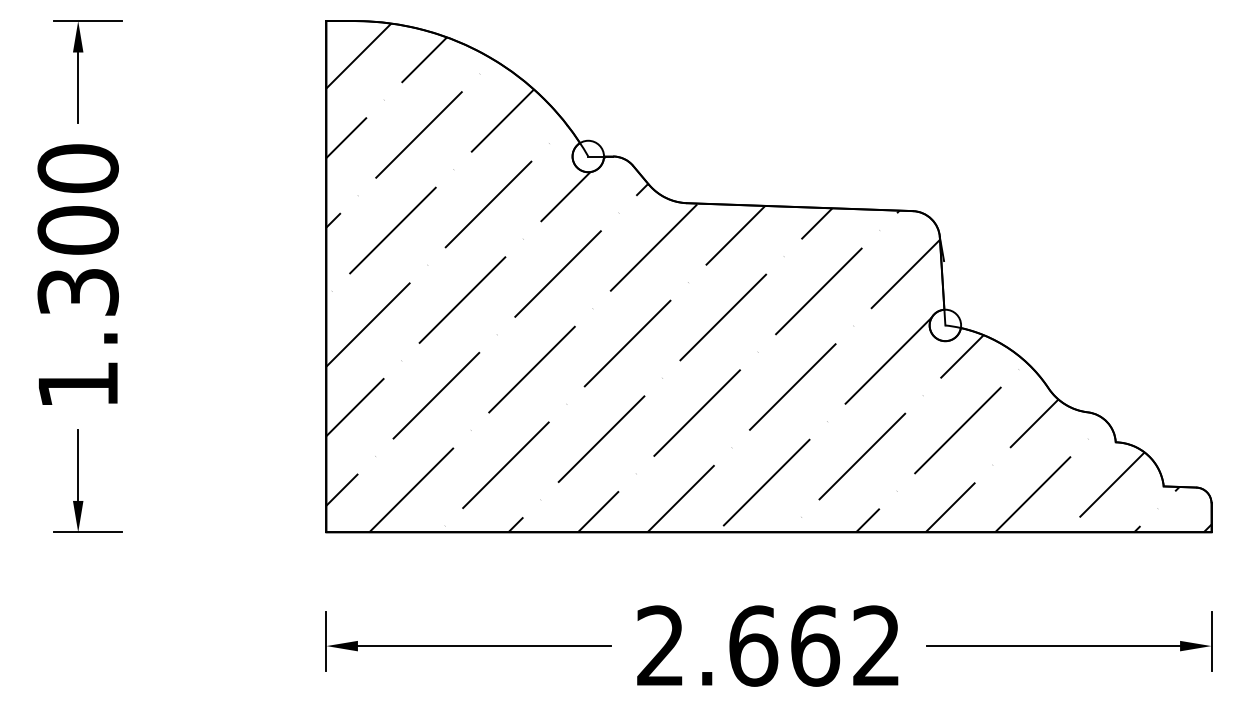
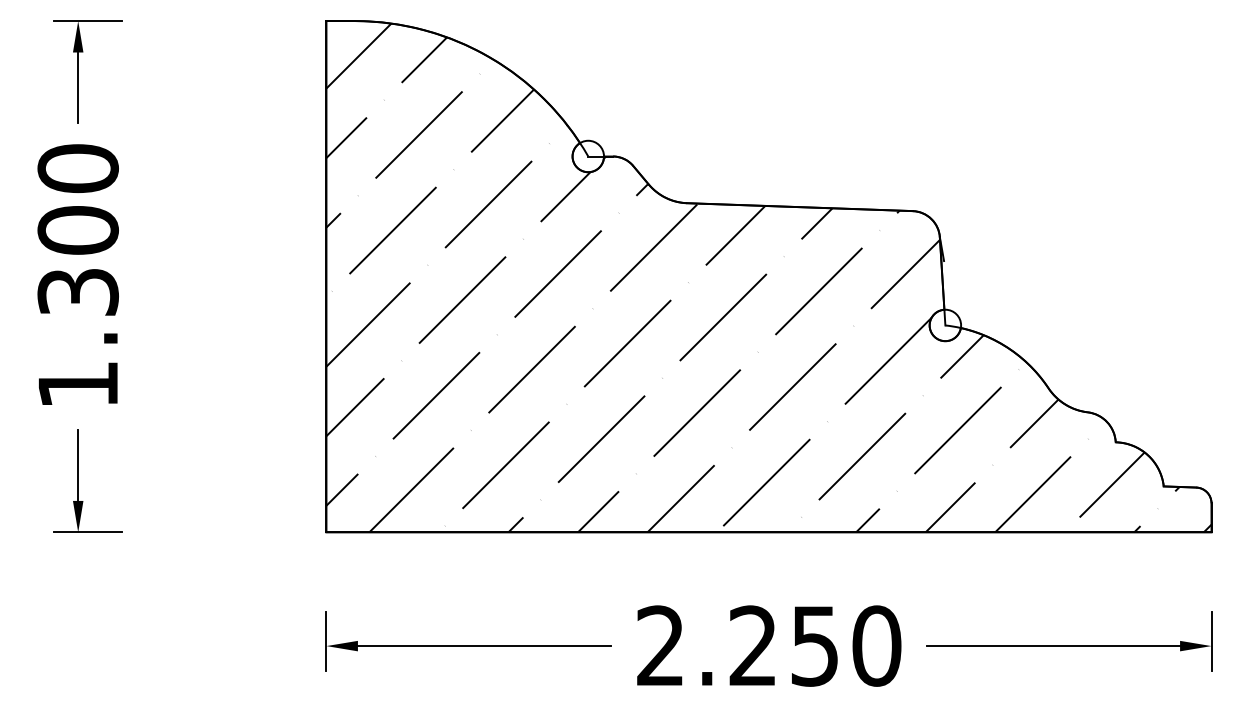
text: 2.662 -> 2.250 (815, 645)
